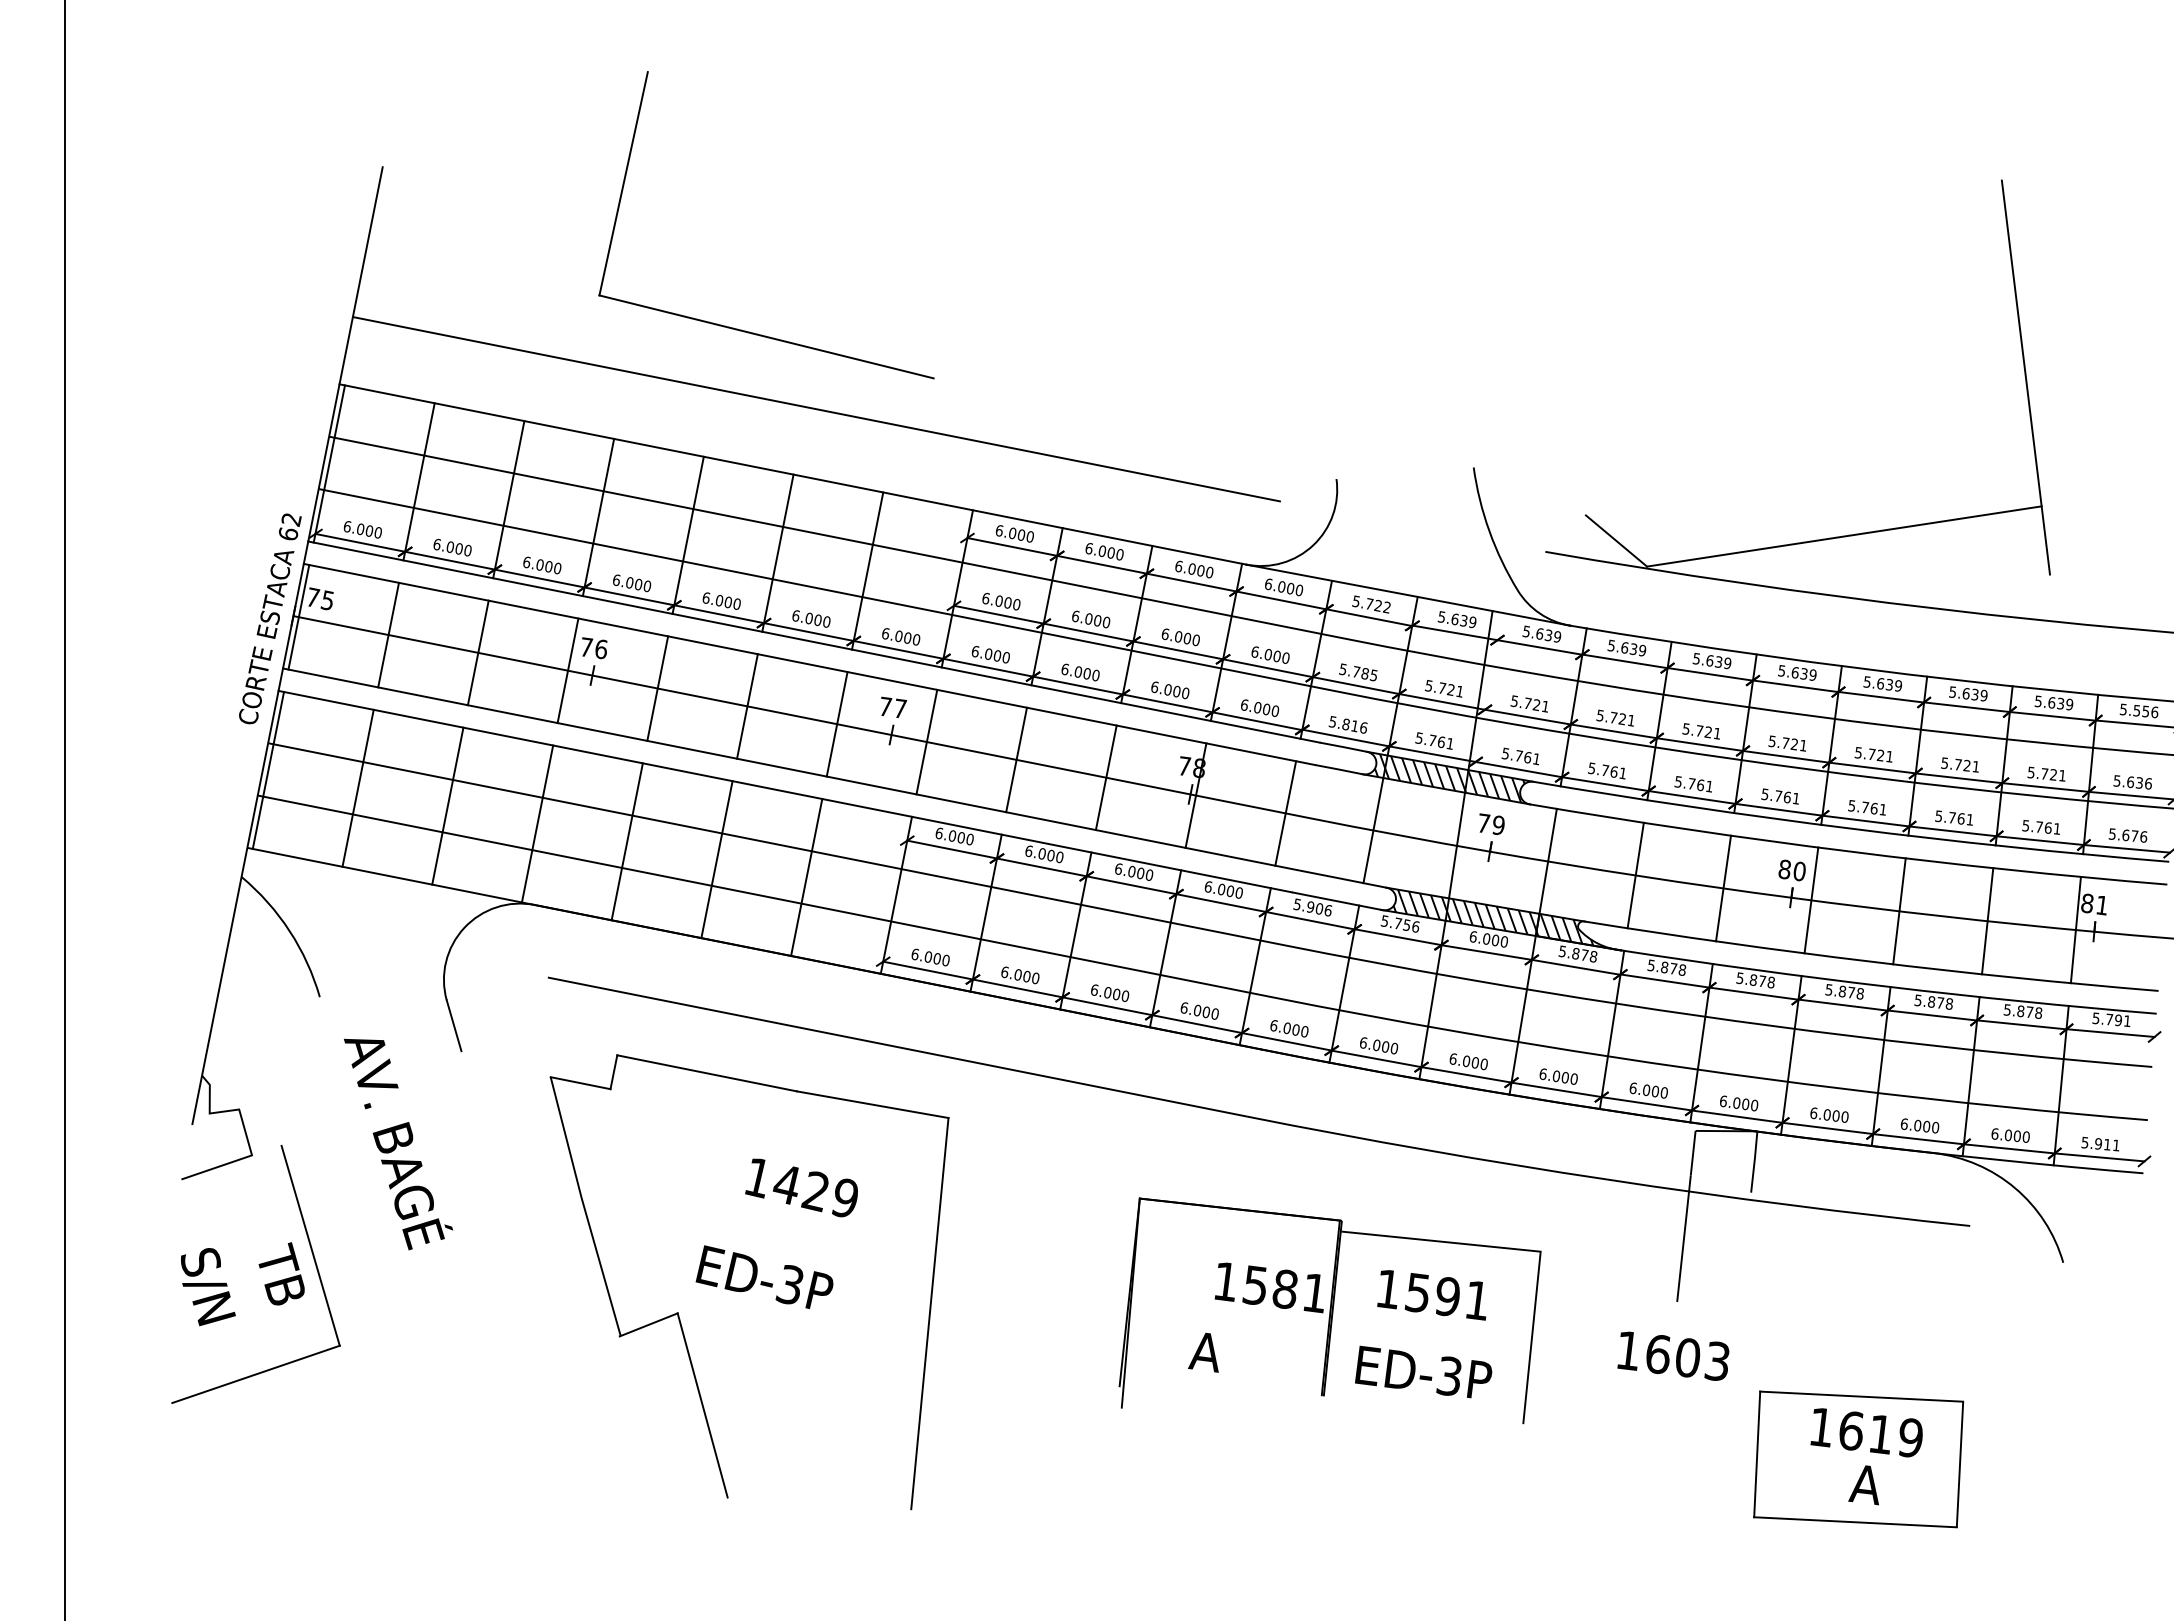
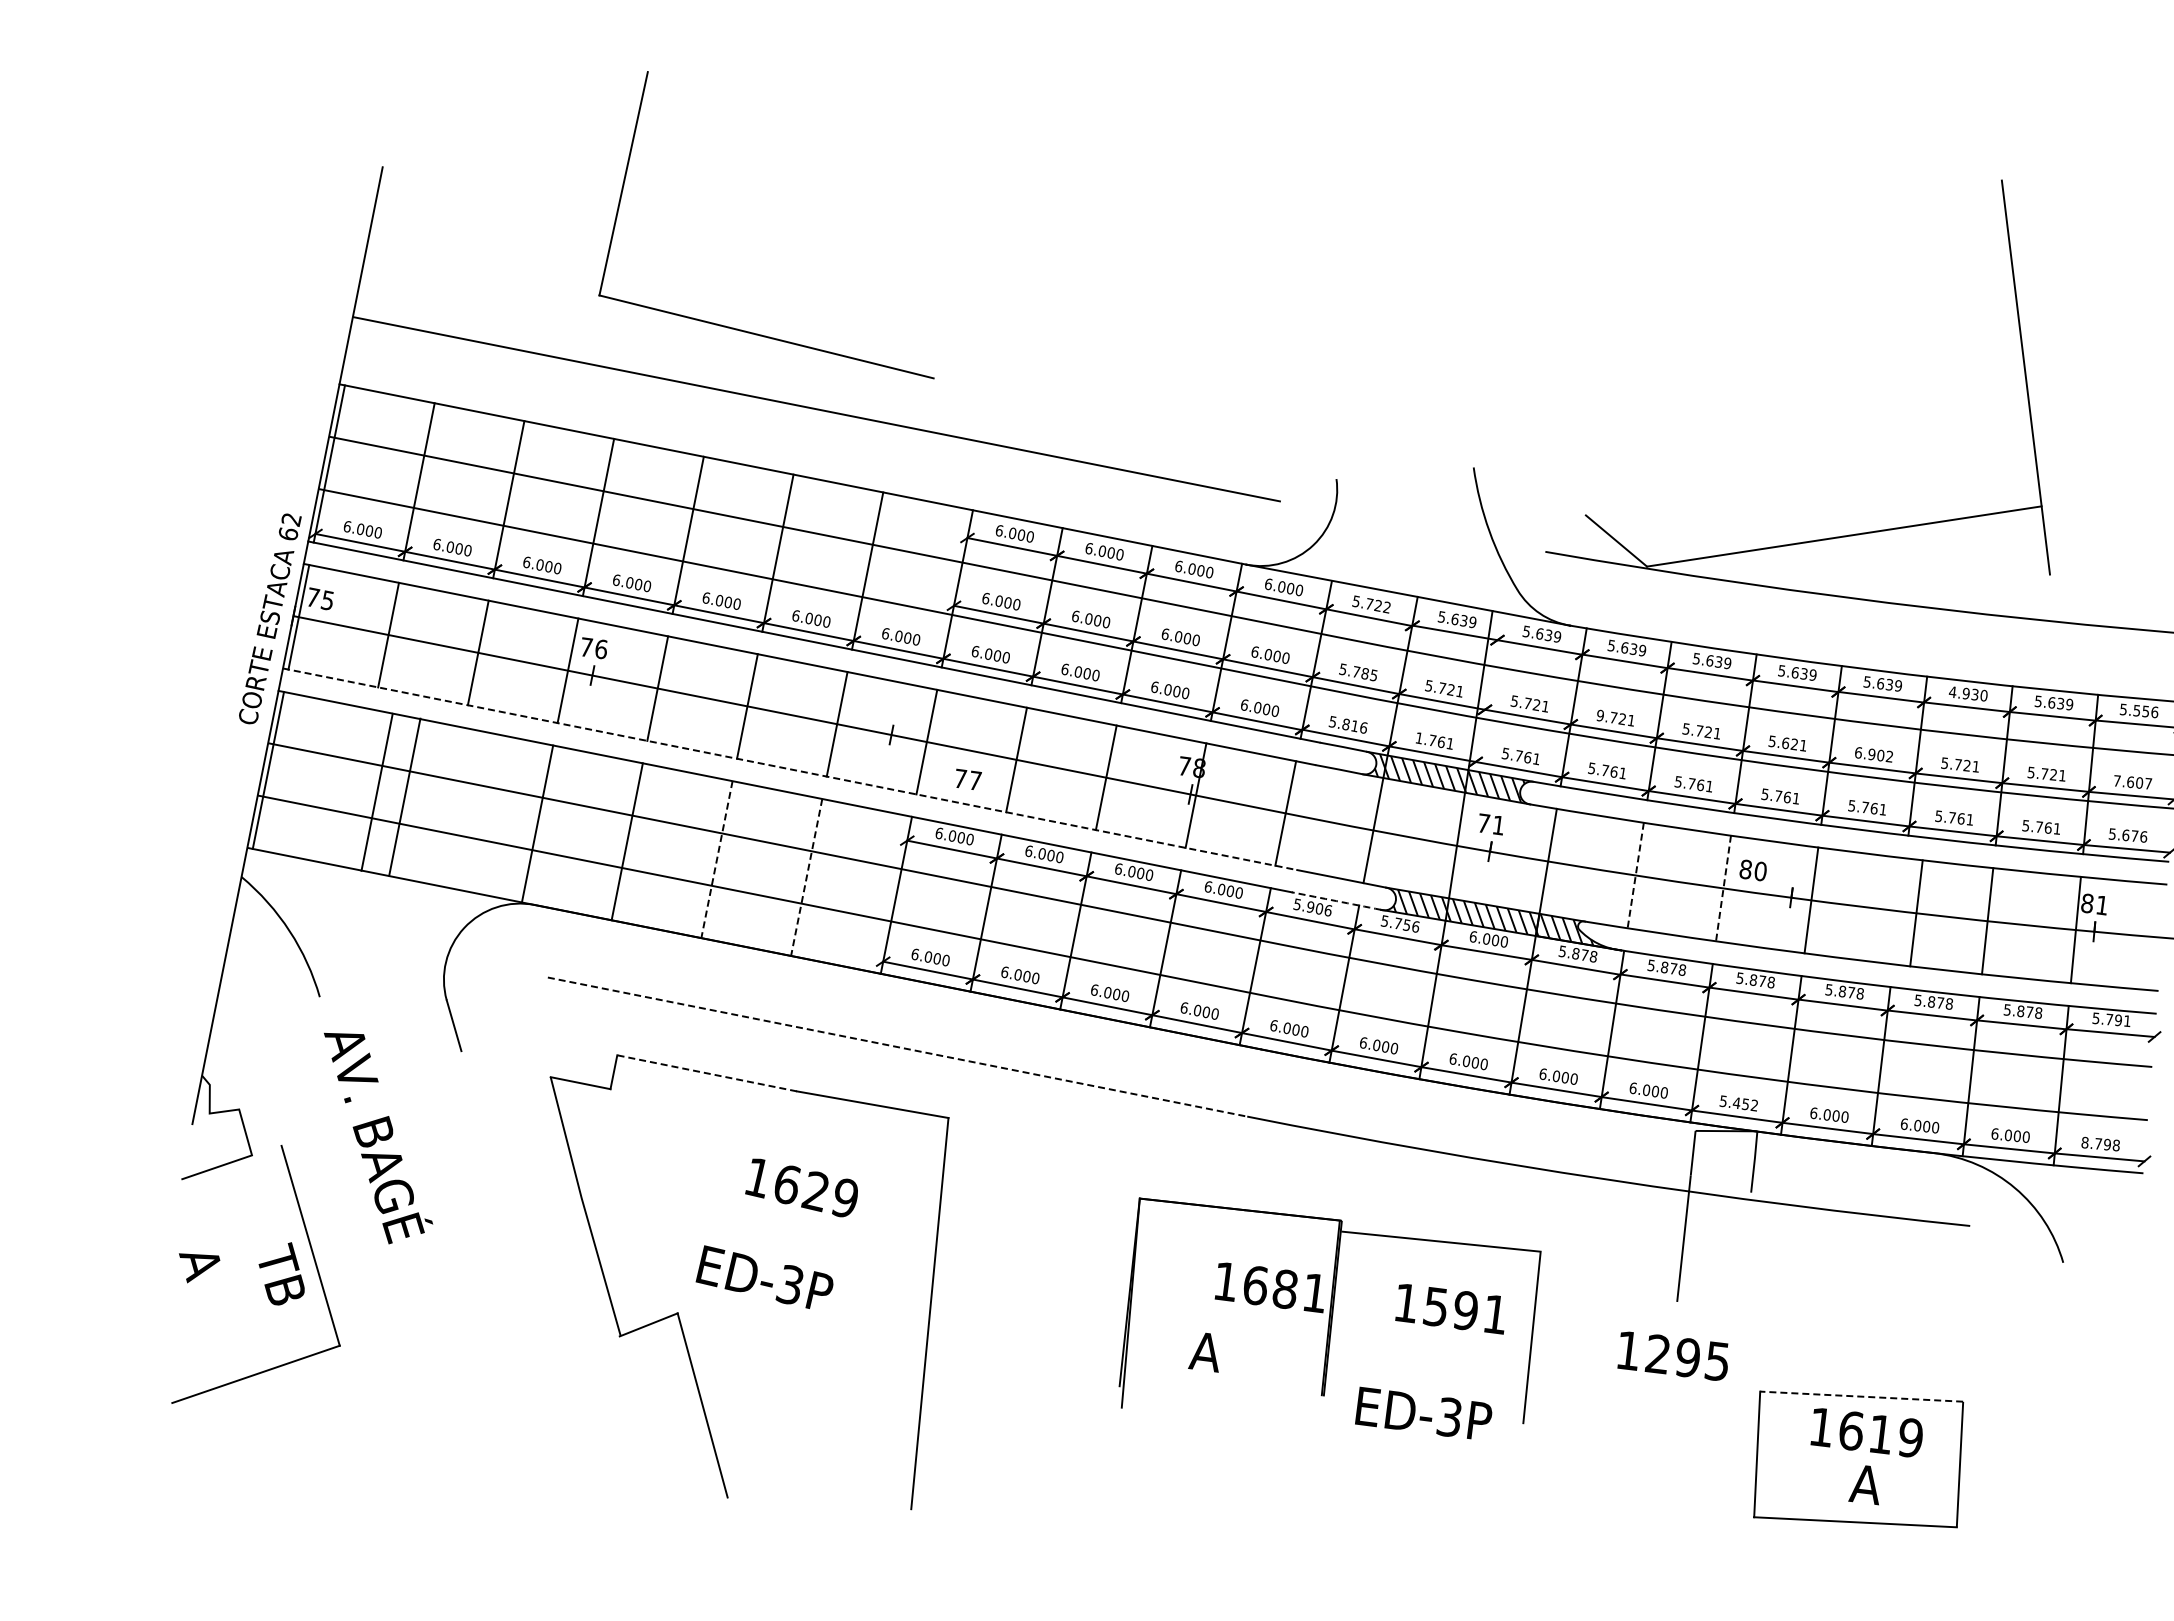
text: 5.639 -> 4.930 (1967, 693)
text position: (893, 706) -> (968, 778) (968, 778)
text: 5.721 -> 9.721 (1599, 715)
text: 5.761 -> 1.761 (1418, 738)
text: 5.721 -> 5.621 (1785, 743)
text: 5.721 -> 6.902 (1873, 754)
line: solid -> dashed (789, 769)
text: 5.636 -> 7.607 (2132, 782)
line position: (357, 787) -> (376, 791) (376, 791)
line position: (447, 805) -> (404, 796) (404, 796)
line: present -> none (65, 809)
text: 79 -> 71 (1498, 825)
line: solid -> dashed (716, 860)
text position: (1791, 870) -> (1752, 870) (1752, 870)
line: solid -> dashed (1635, 876)
line: solid -> dashed (806, 877)
line: solid -> dashed (1723, 889)
line: solid -> dashed (1336, 901)
line position: (1899, 911) -> (1916, 913) (1916, 913)
line: solid -> dashed (897, 1047)
line: solid -> dashed (707, 1073)
text: 6.000 -> 5.452 (1738, 1103)
text: 5.911 -> 8.798 (2100, 1143)
text position: (398, 1144) -> (378, 1138) (378, 1138)
text: 1429 -> 1629 (786, 1184)
text: 1581 -> 1681 (1254, 1285)
text: S/N -> A (206, 1287)
text position: (1431, 1295) -> (1449, 1309) (1449, 1309)
text: 1603 -> 1295 (1686, 1357)
text position: (1423, 1371) -> (1423, 1412) (1423, 1412)
line: solid -> dashed (1861, 1396)
